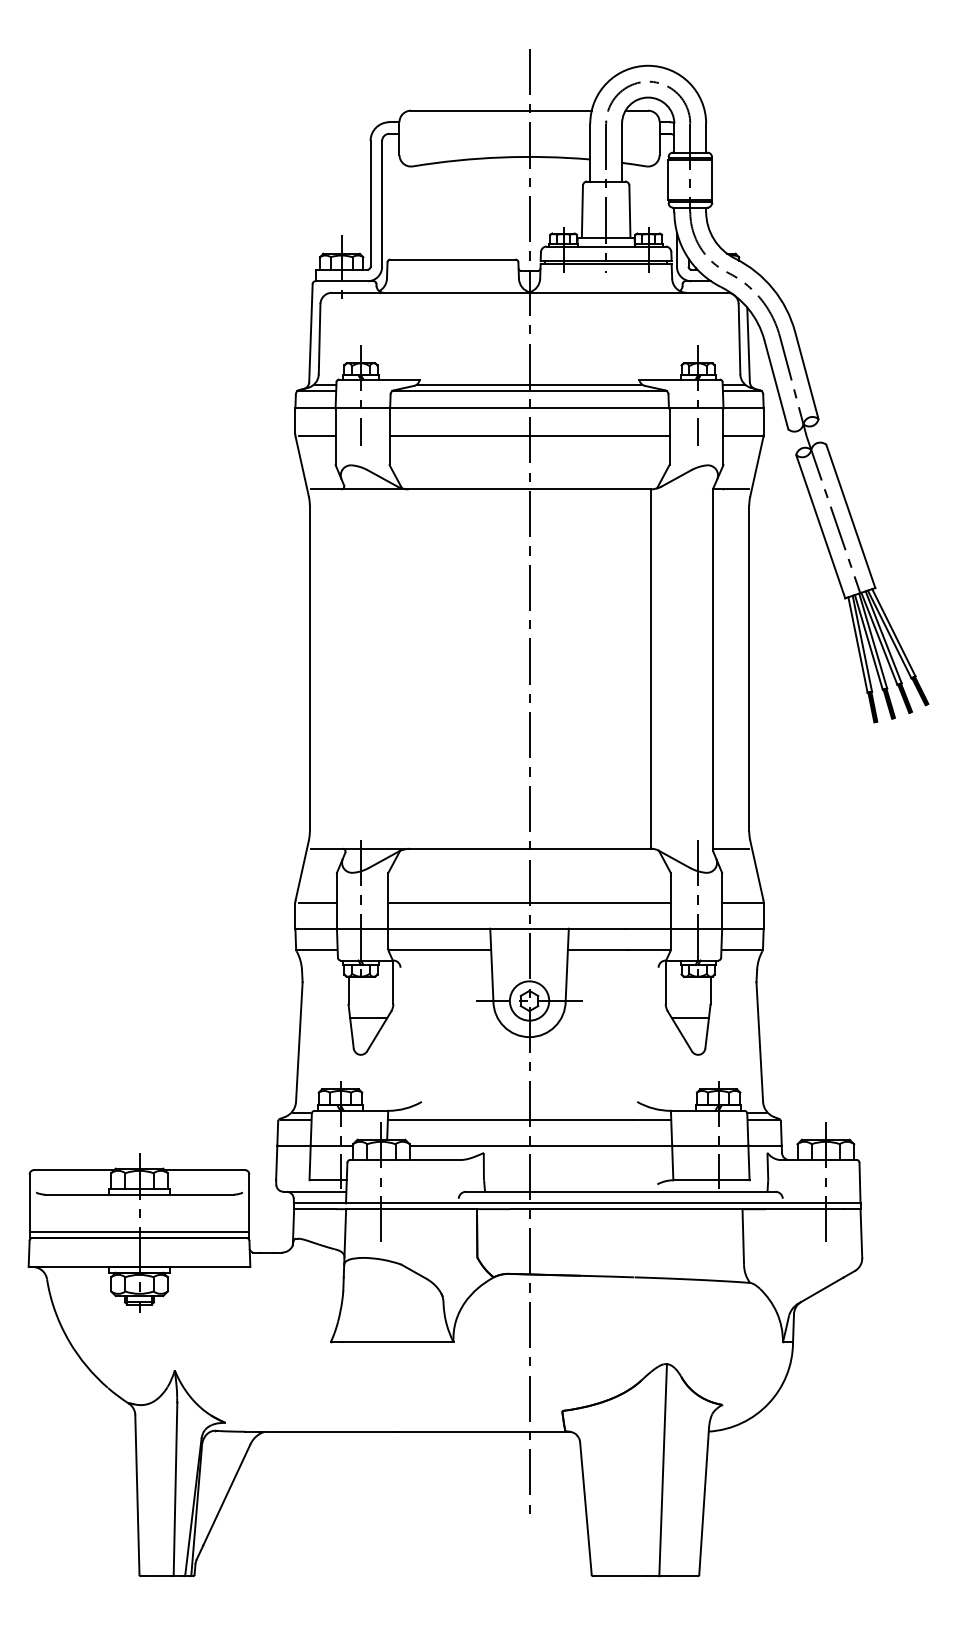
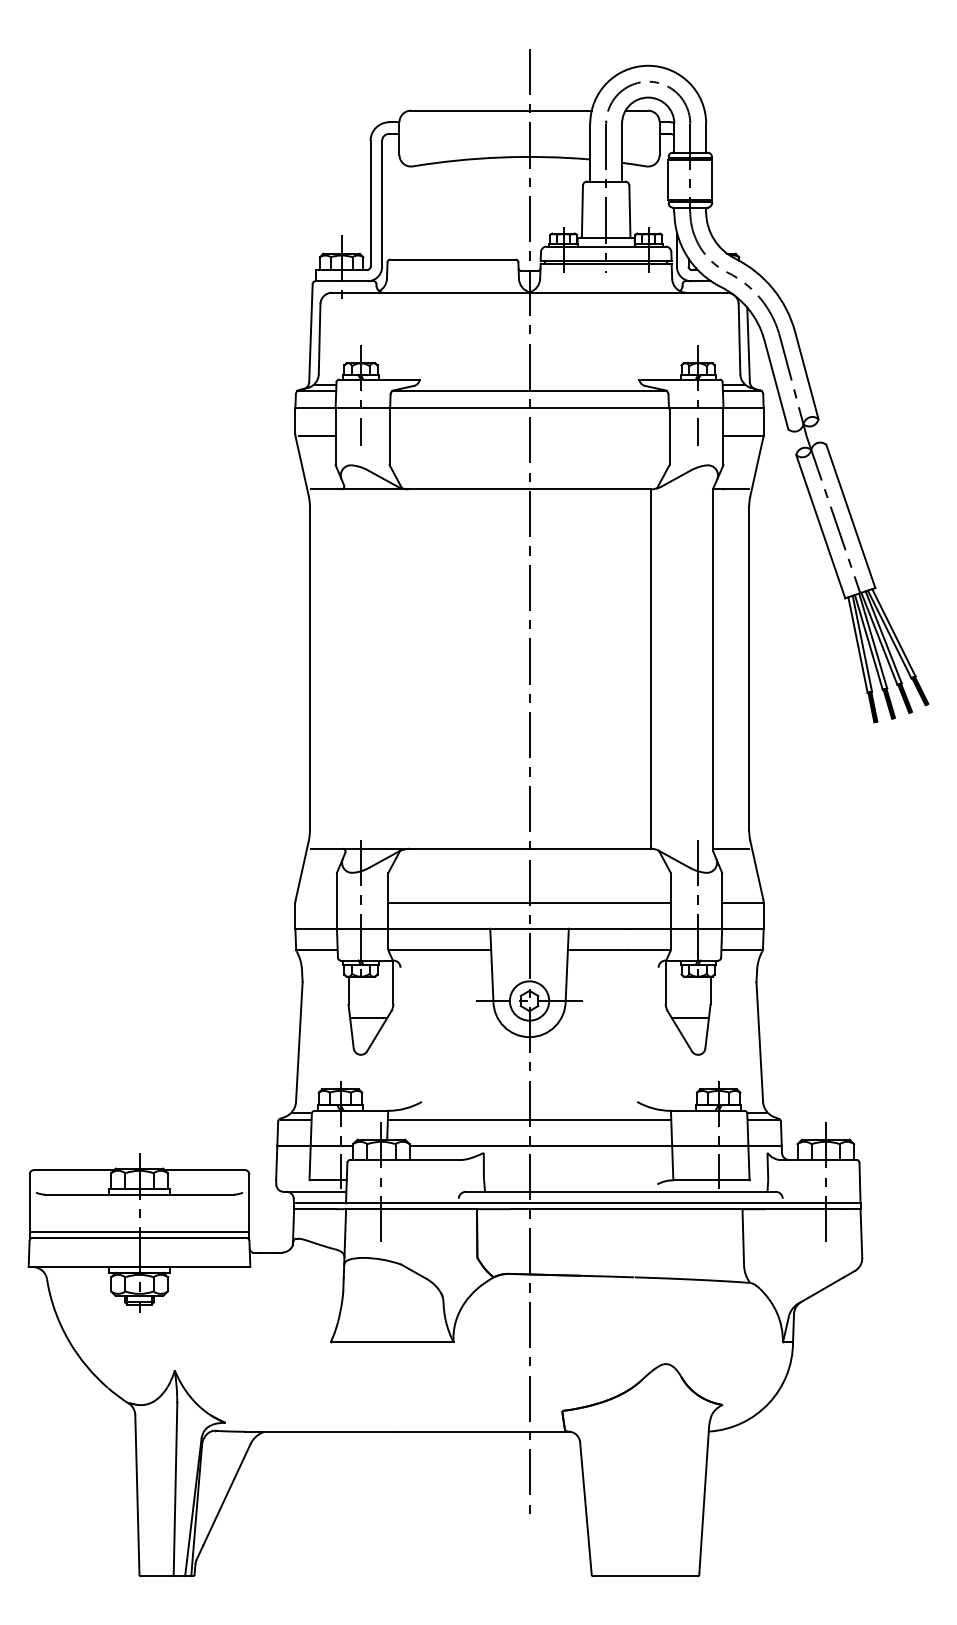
line: present -> none (529, 384)
line: present -> none (529, 435)
line: present -> none (317, 902)
line: present -> none (662, 1470)
